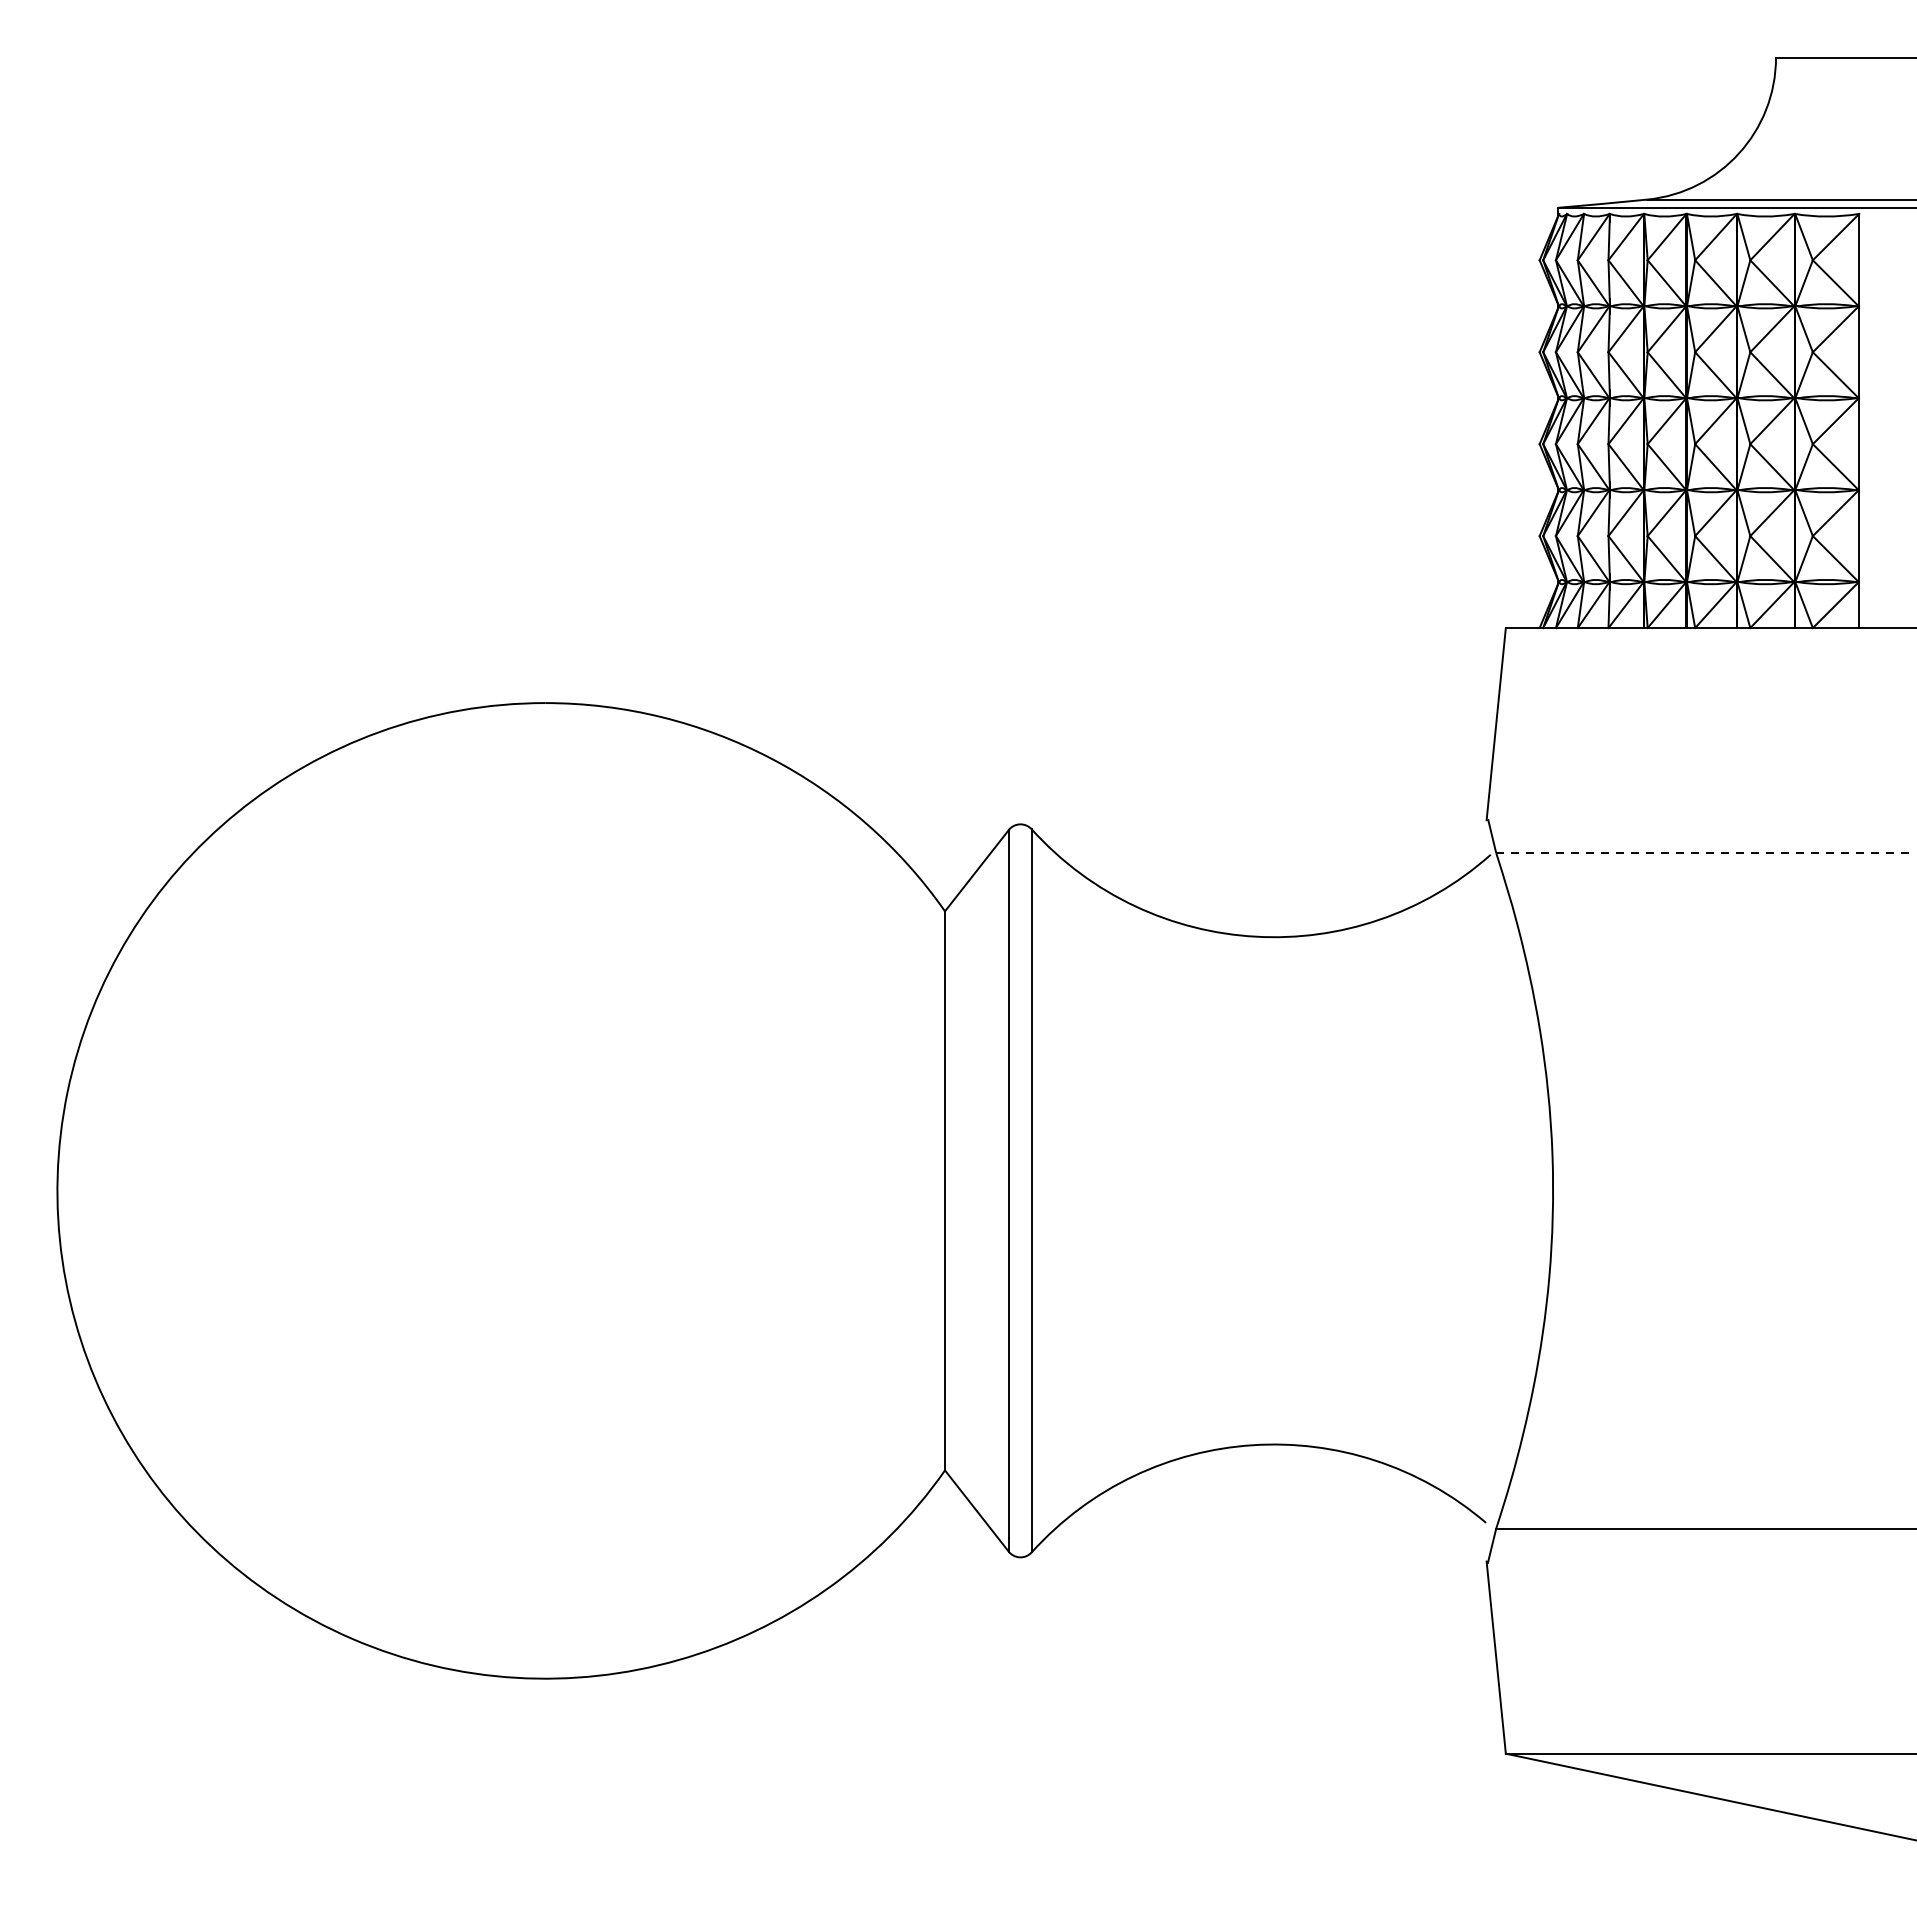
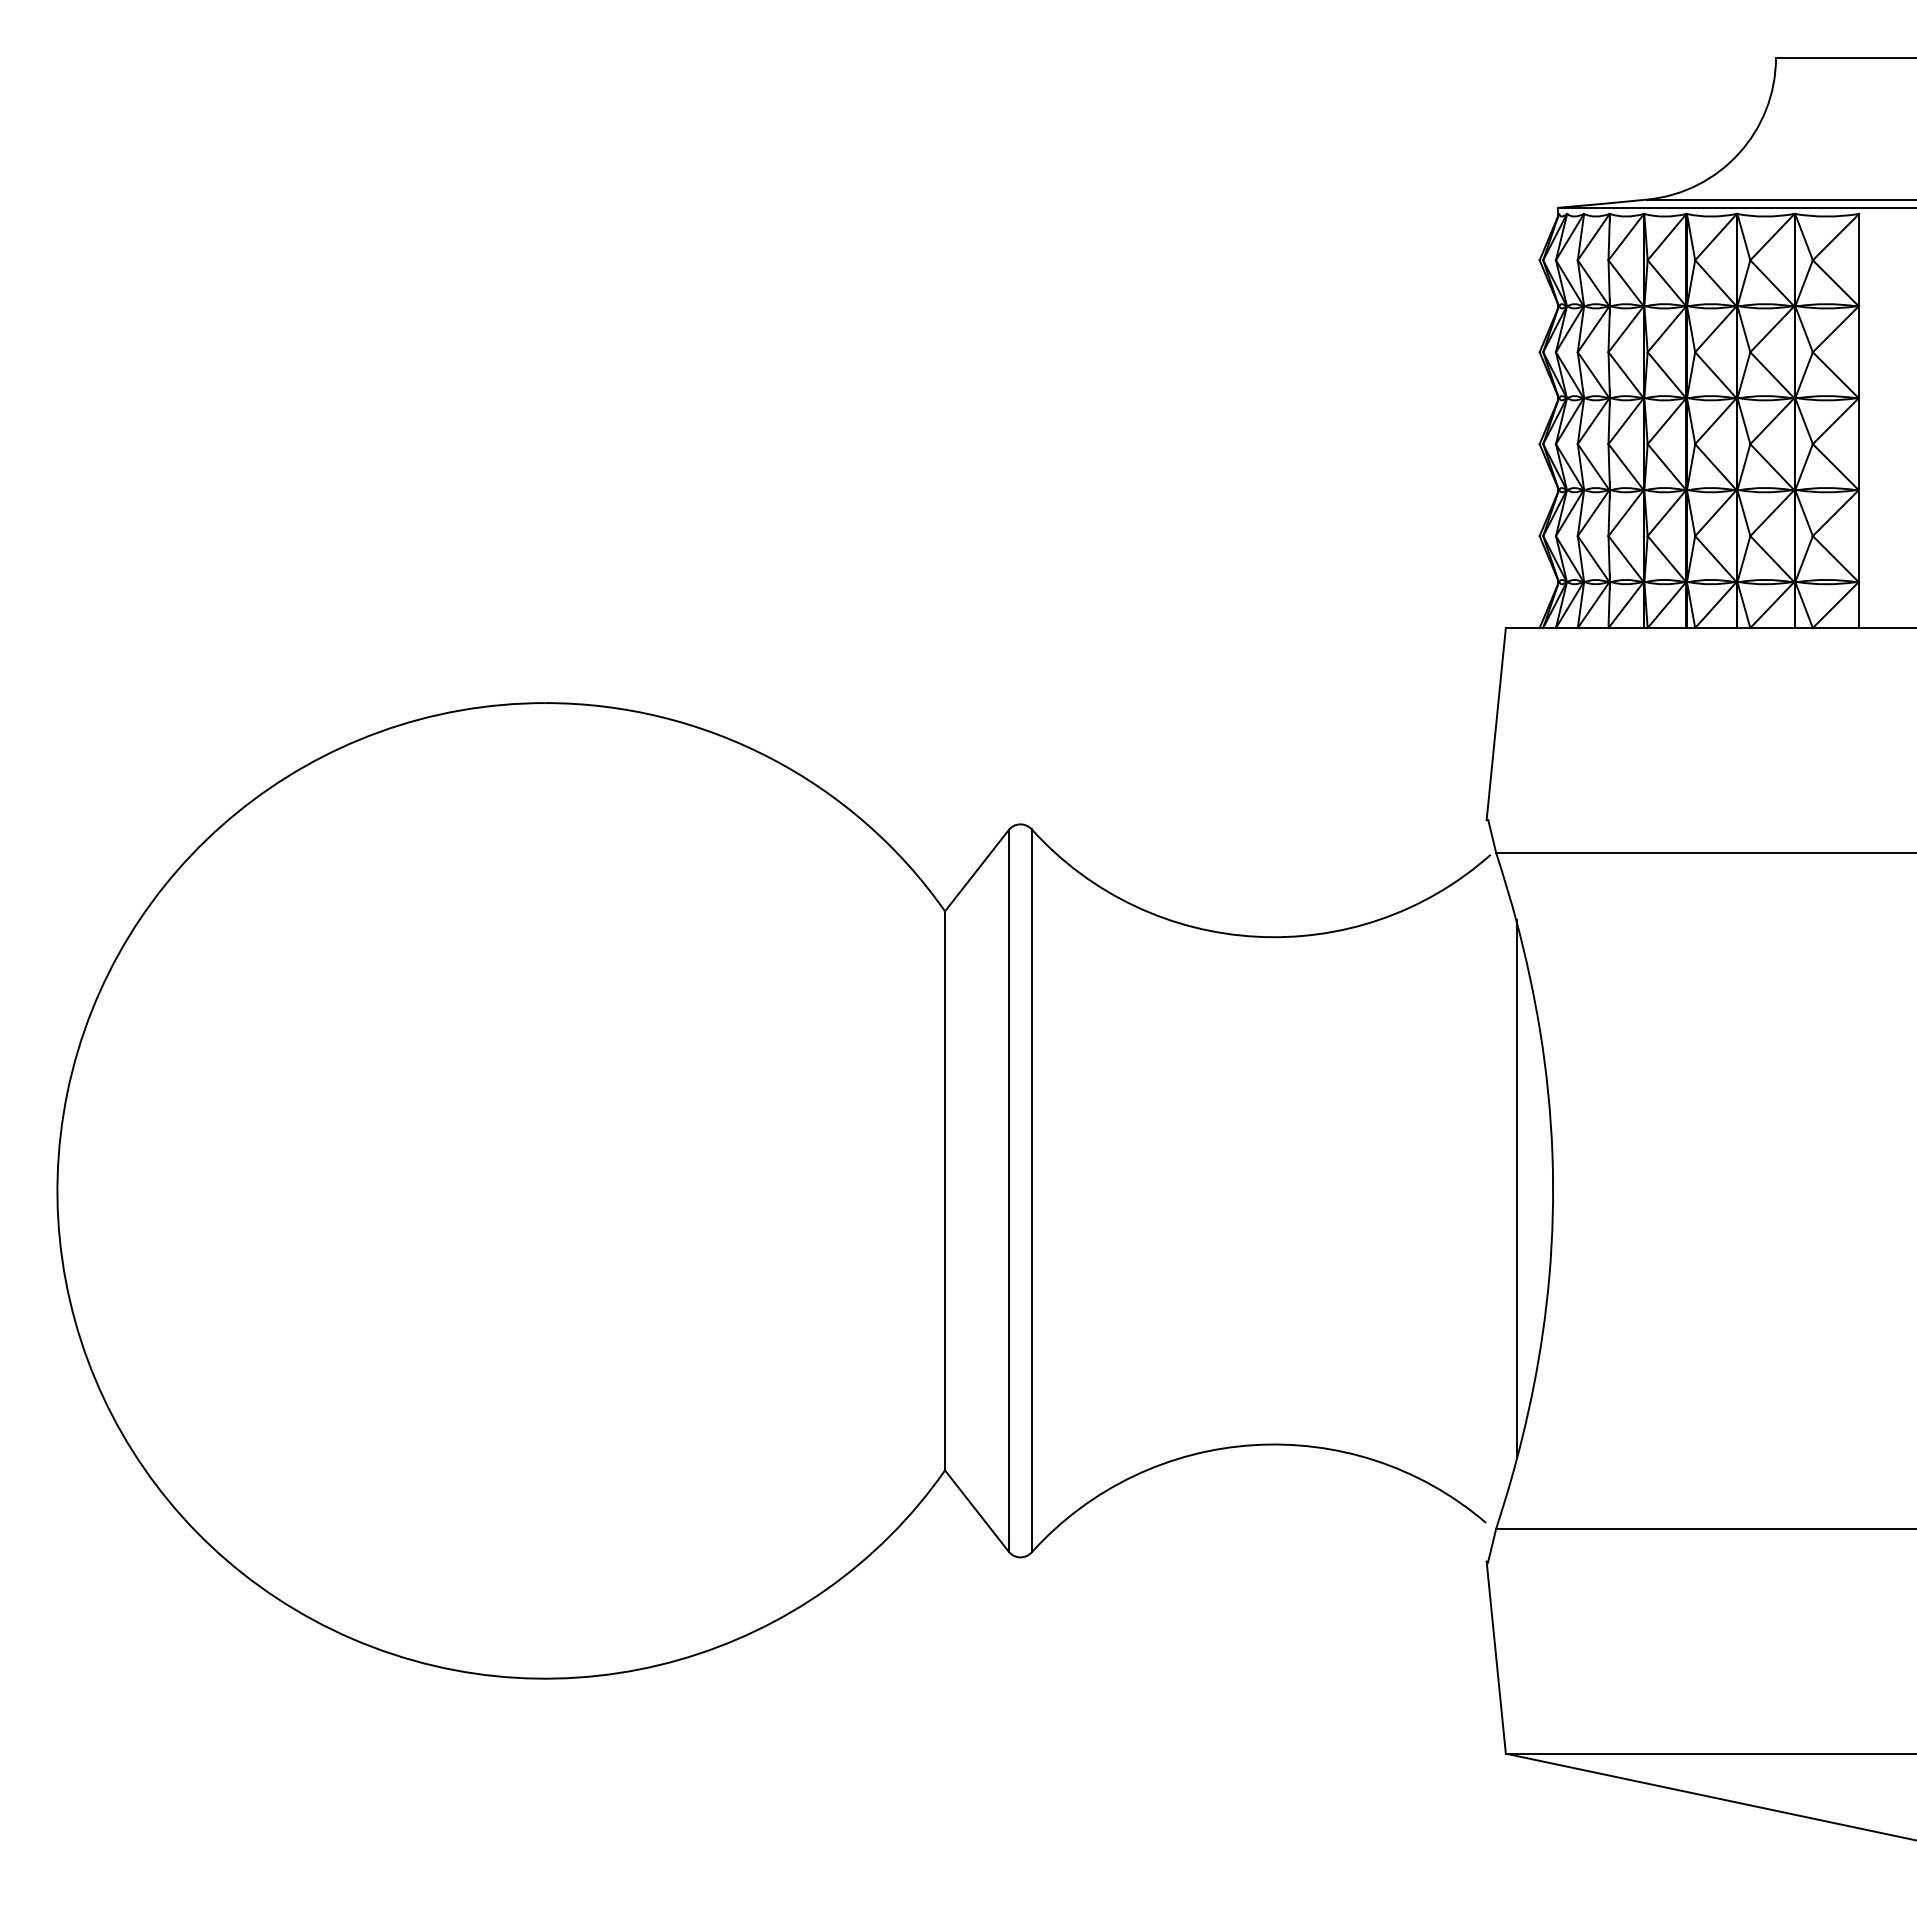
line: dashed -> solid (1707, 853)
line: none -> present (1517, 1188)
